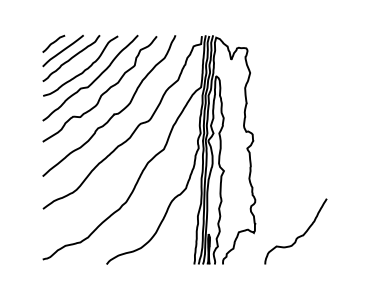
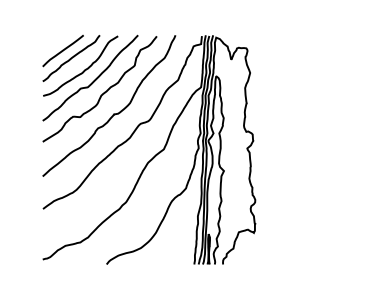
curve: present -> none (53, 43)
curve: present -> none (297, 236)
